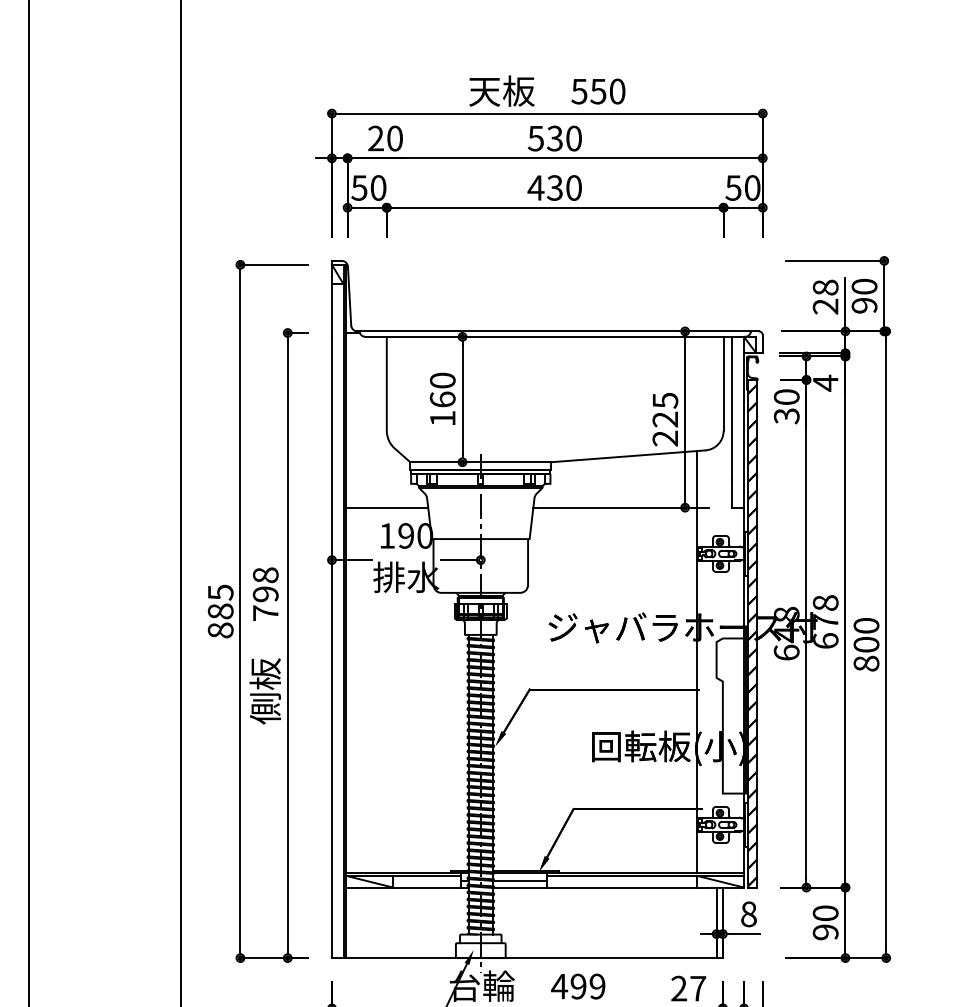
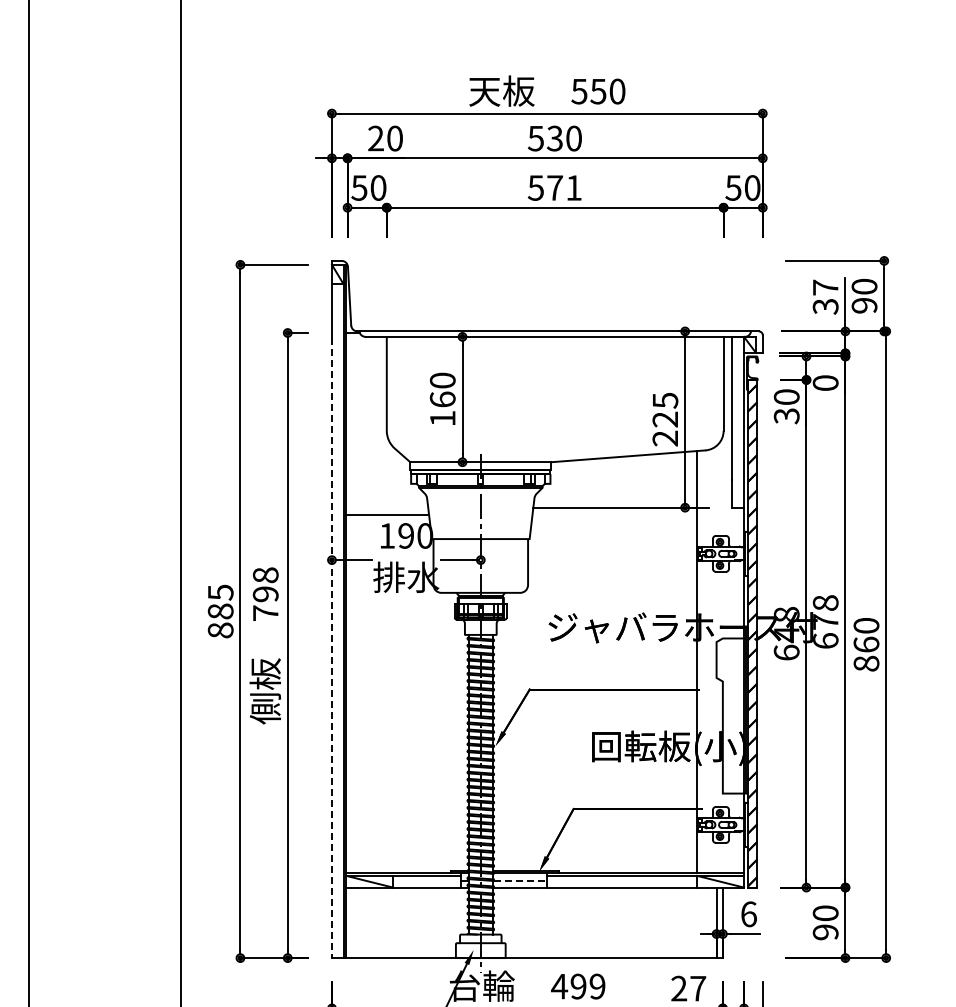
text: 430 -> 571 (554, 187)
text: 28 -> 37 (825, 296)
text: 4 -> 0 (825, 382)
line position: (387, 507) -> (387, 514) (387, 514)
text: 800 -> 860 (866, 644)
line: solid -> dashed (331, 648)
line: solid -> dashed (520, 880)
text: 8 -> 6 (748, 914)
